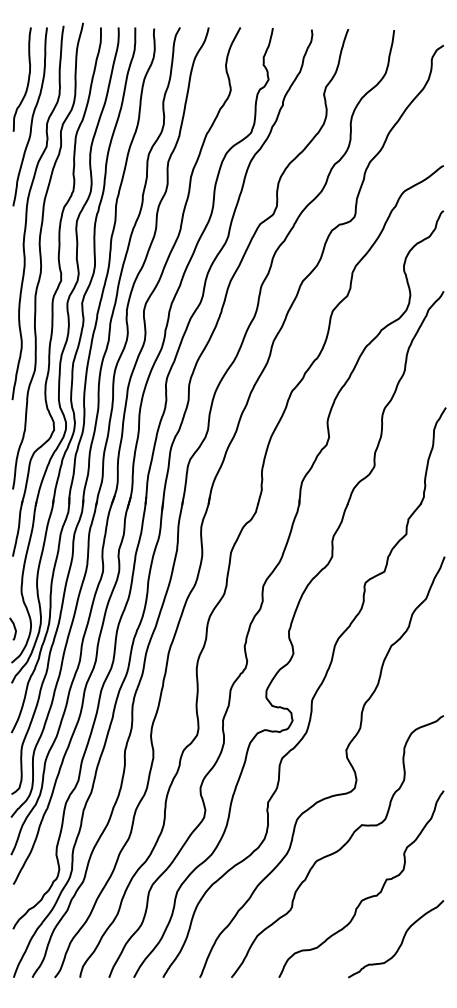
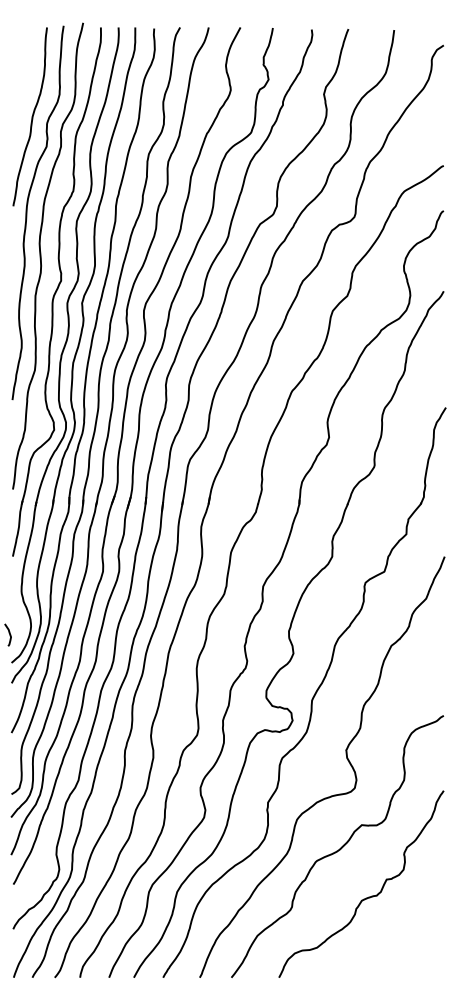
curve: present -> none (27, 80)
curve position: (13, 627) -> (8, 633) (8, 633)
curve: present -> none (401, 940)
